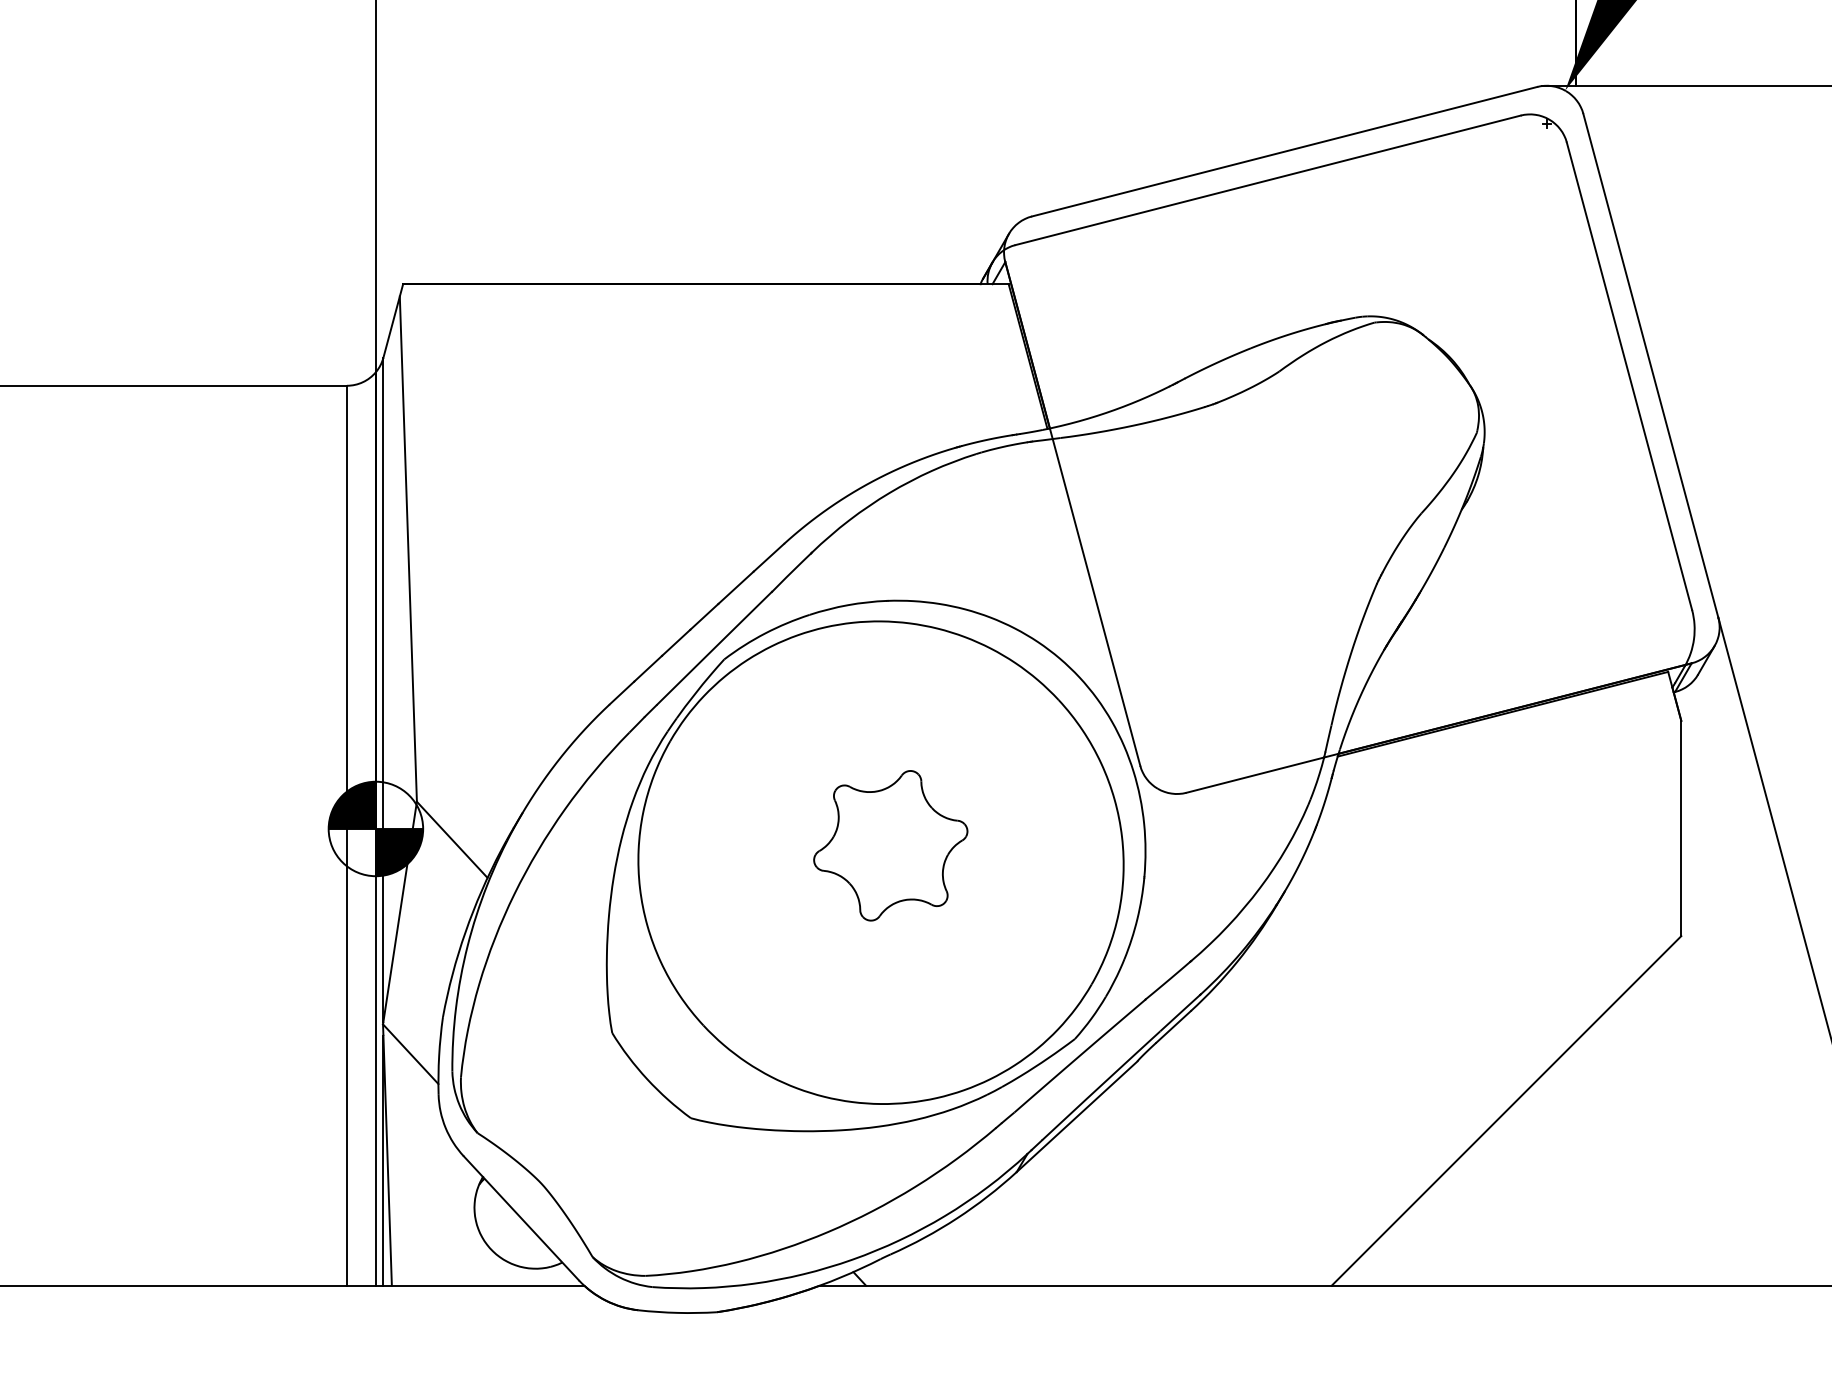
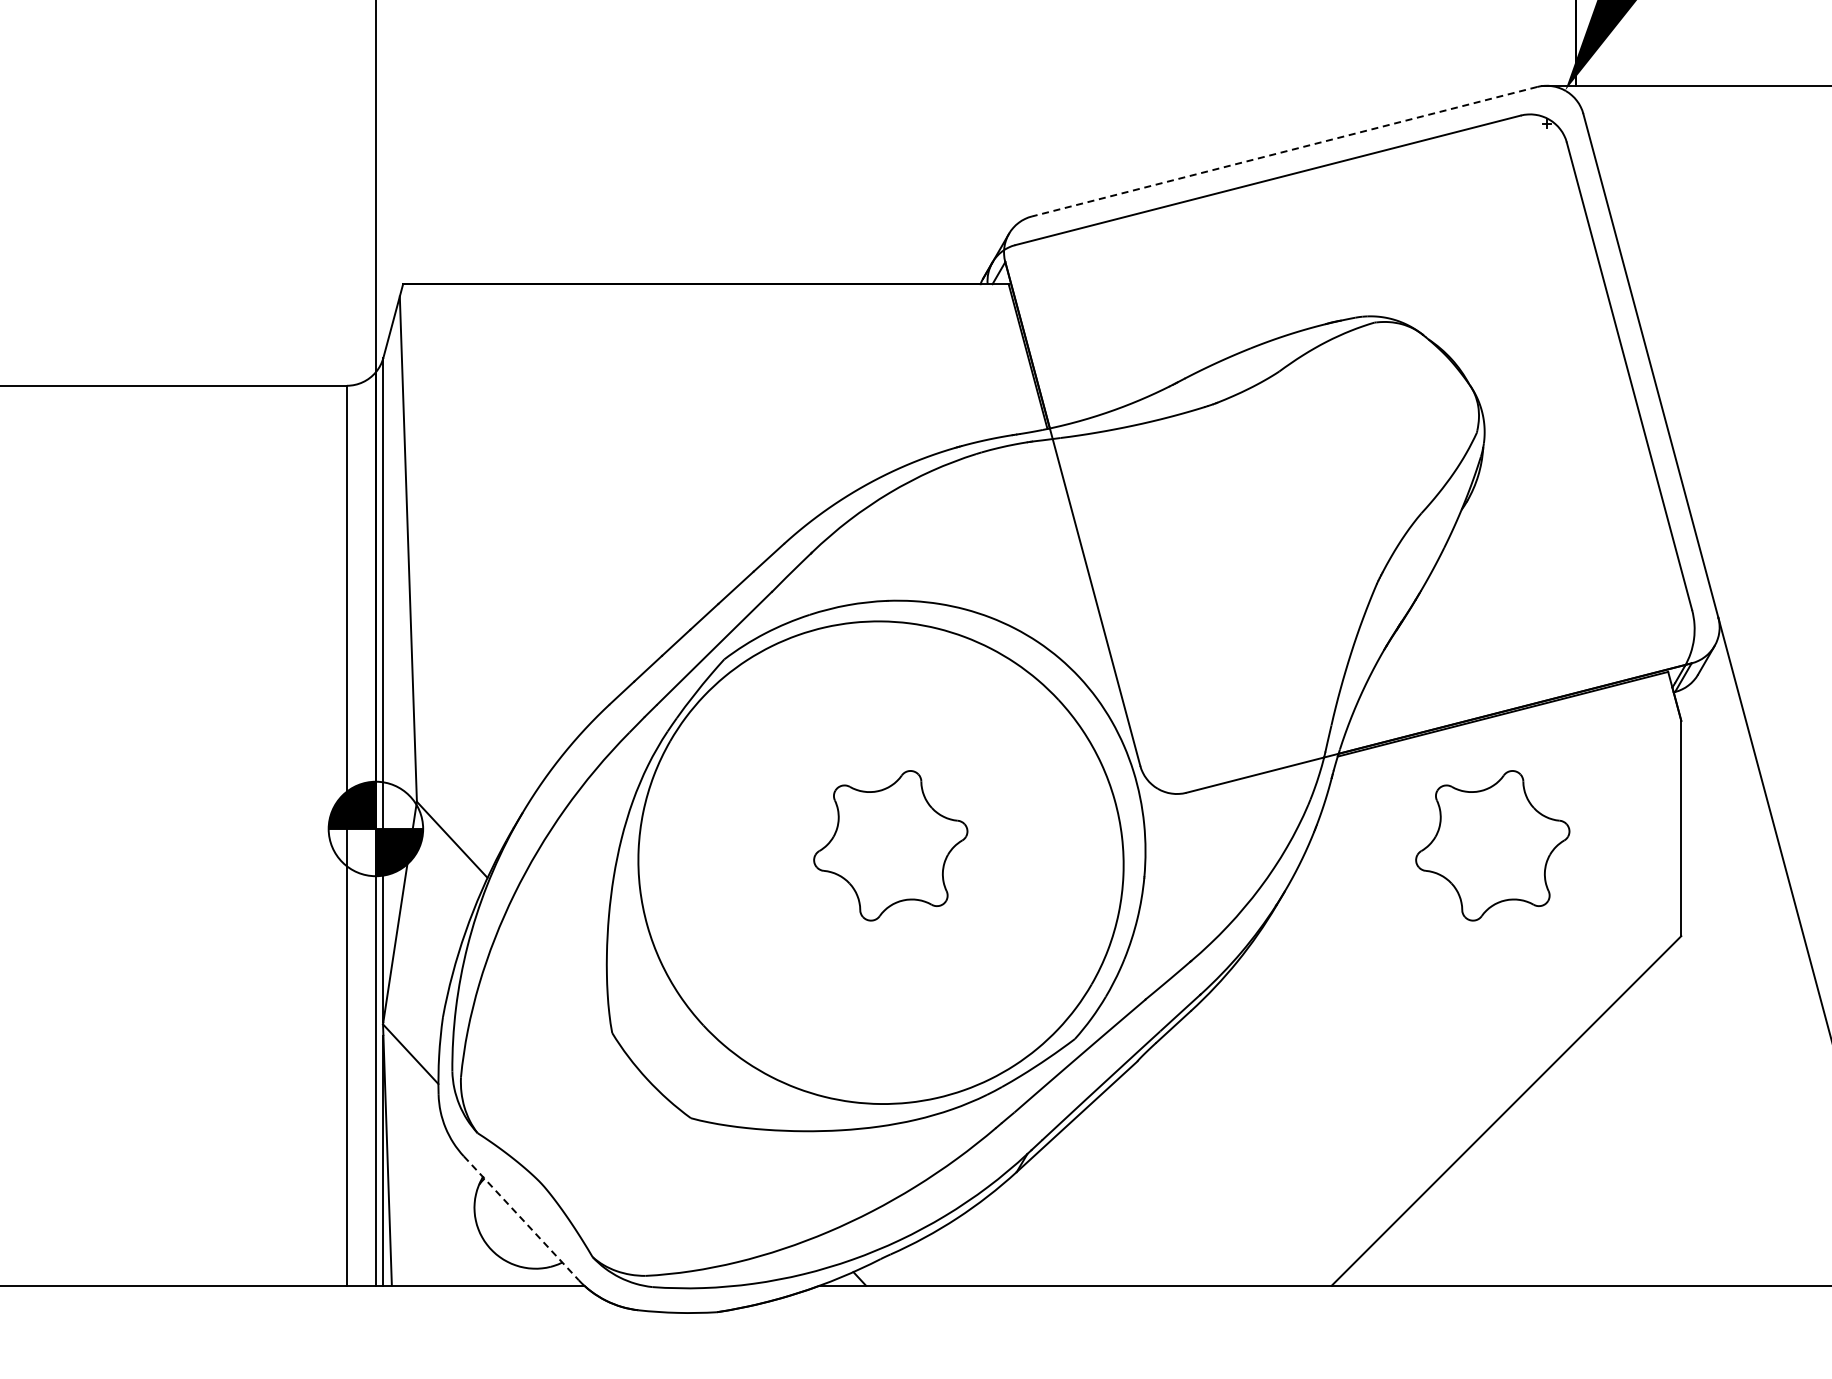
line: solid -> dashed (1284, 151)
part: none -> present (1492, 845)
line: solid -> dashed (521, 1218)
